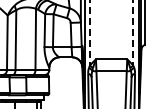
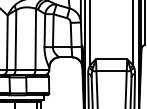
line: dashed -> solid (89, 33)
line: dashed -> solid (133, 33)
